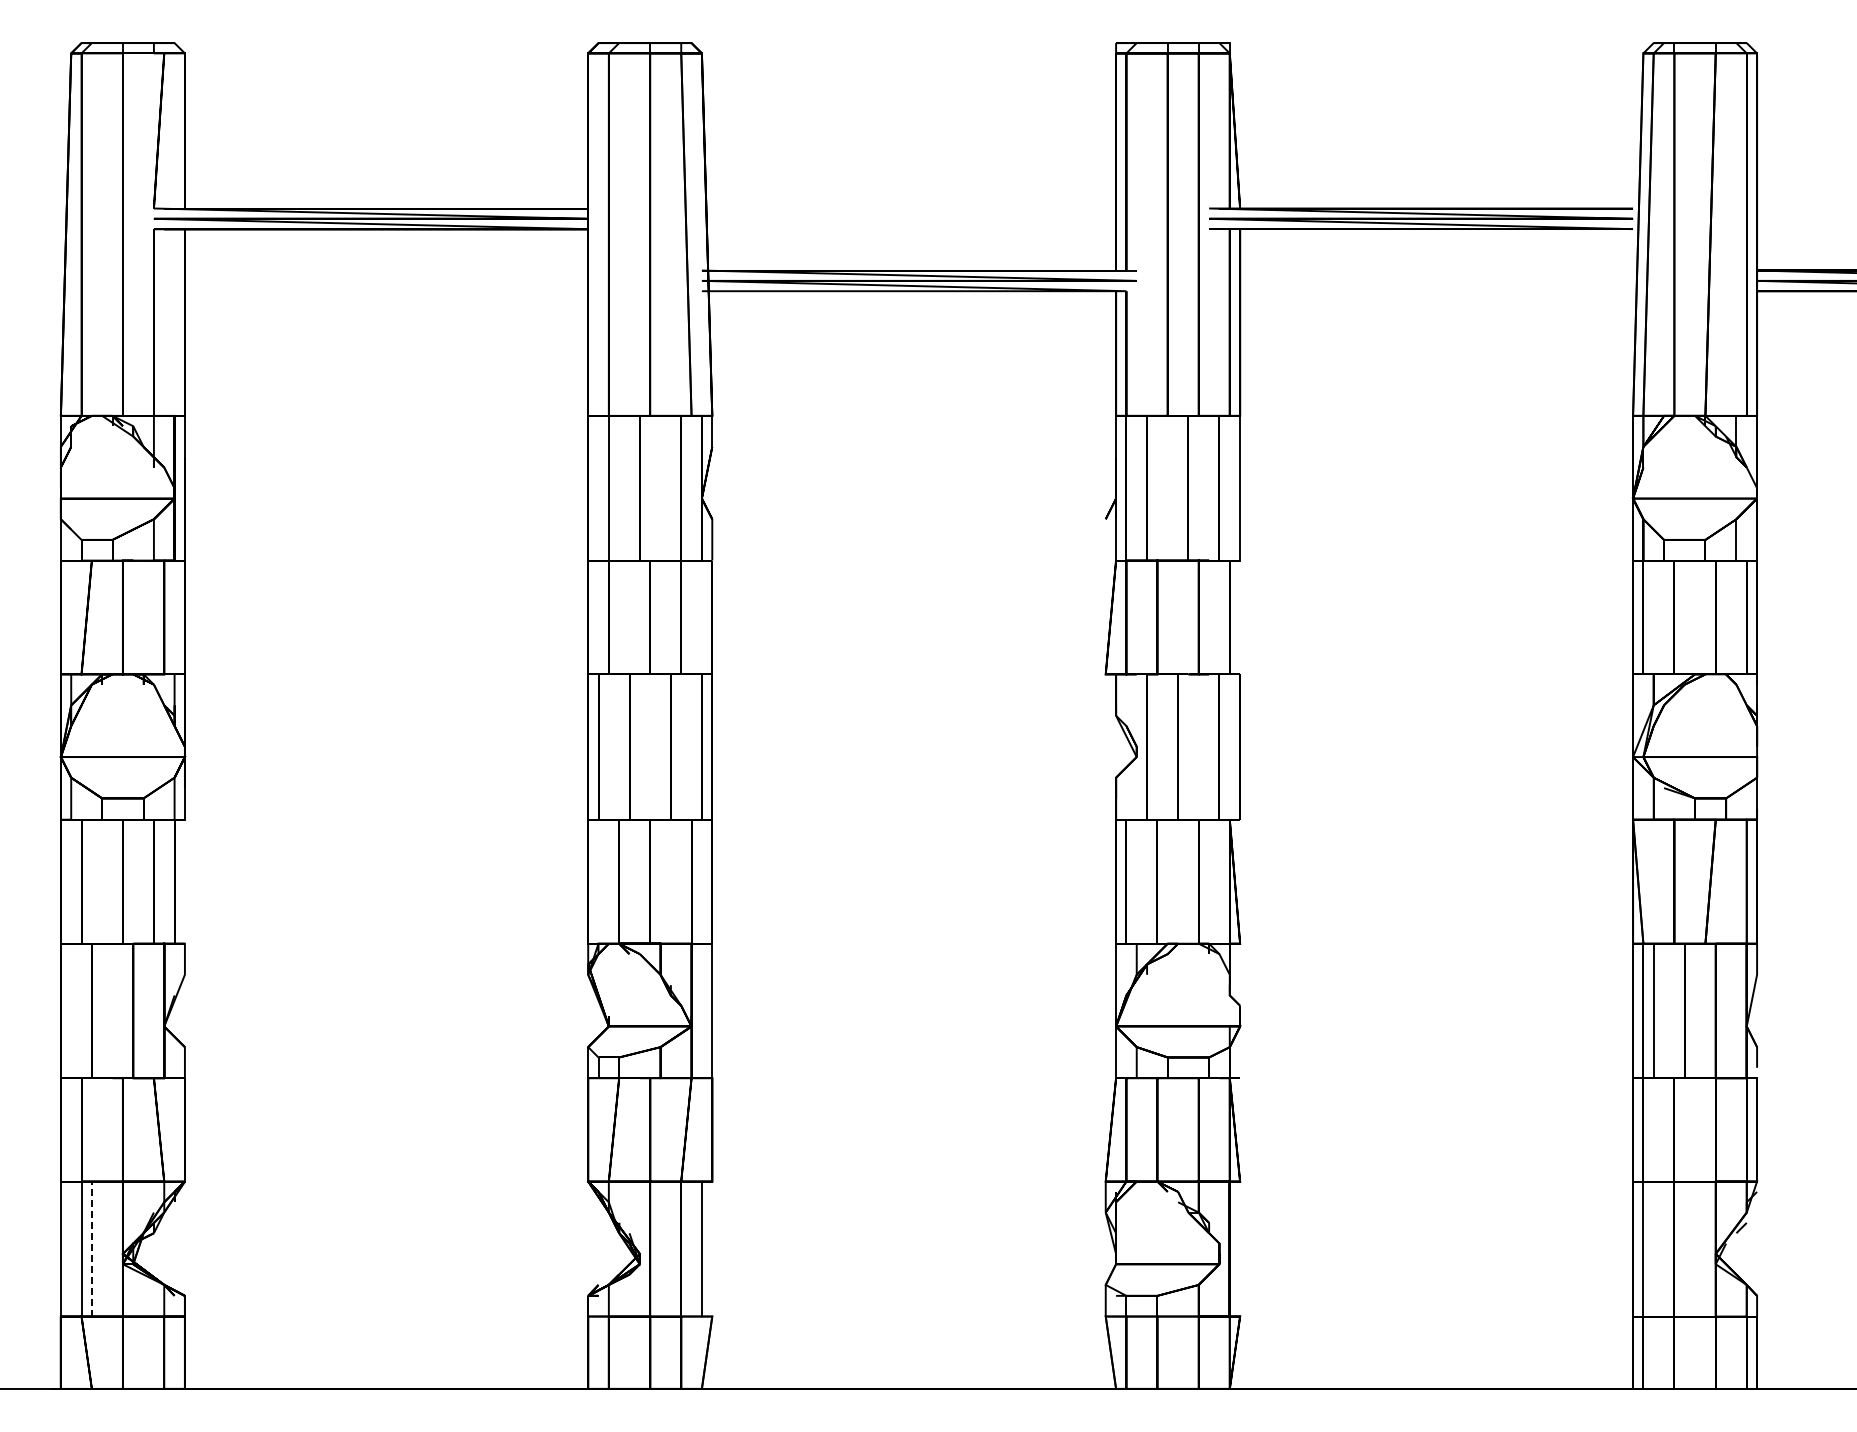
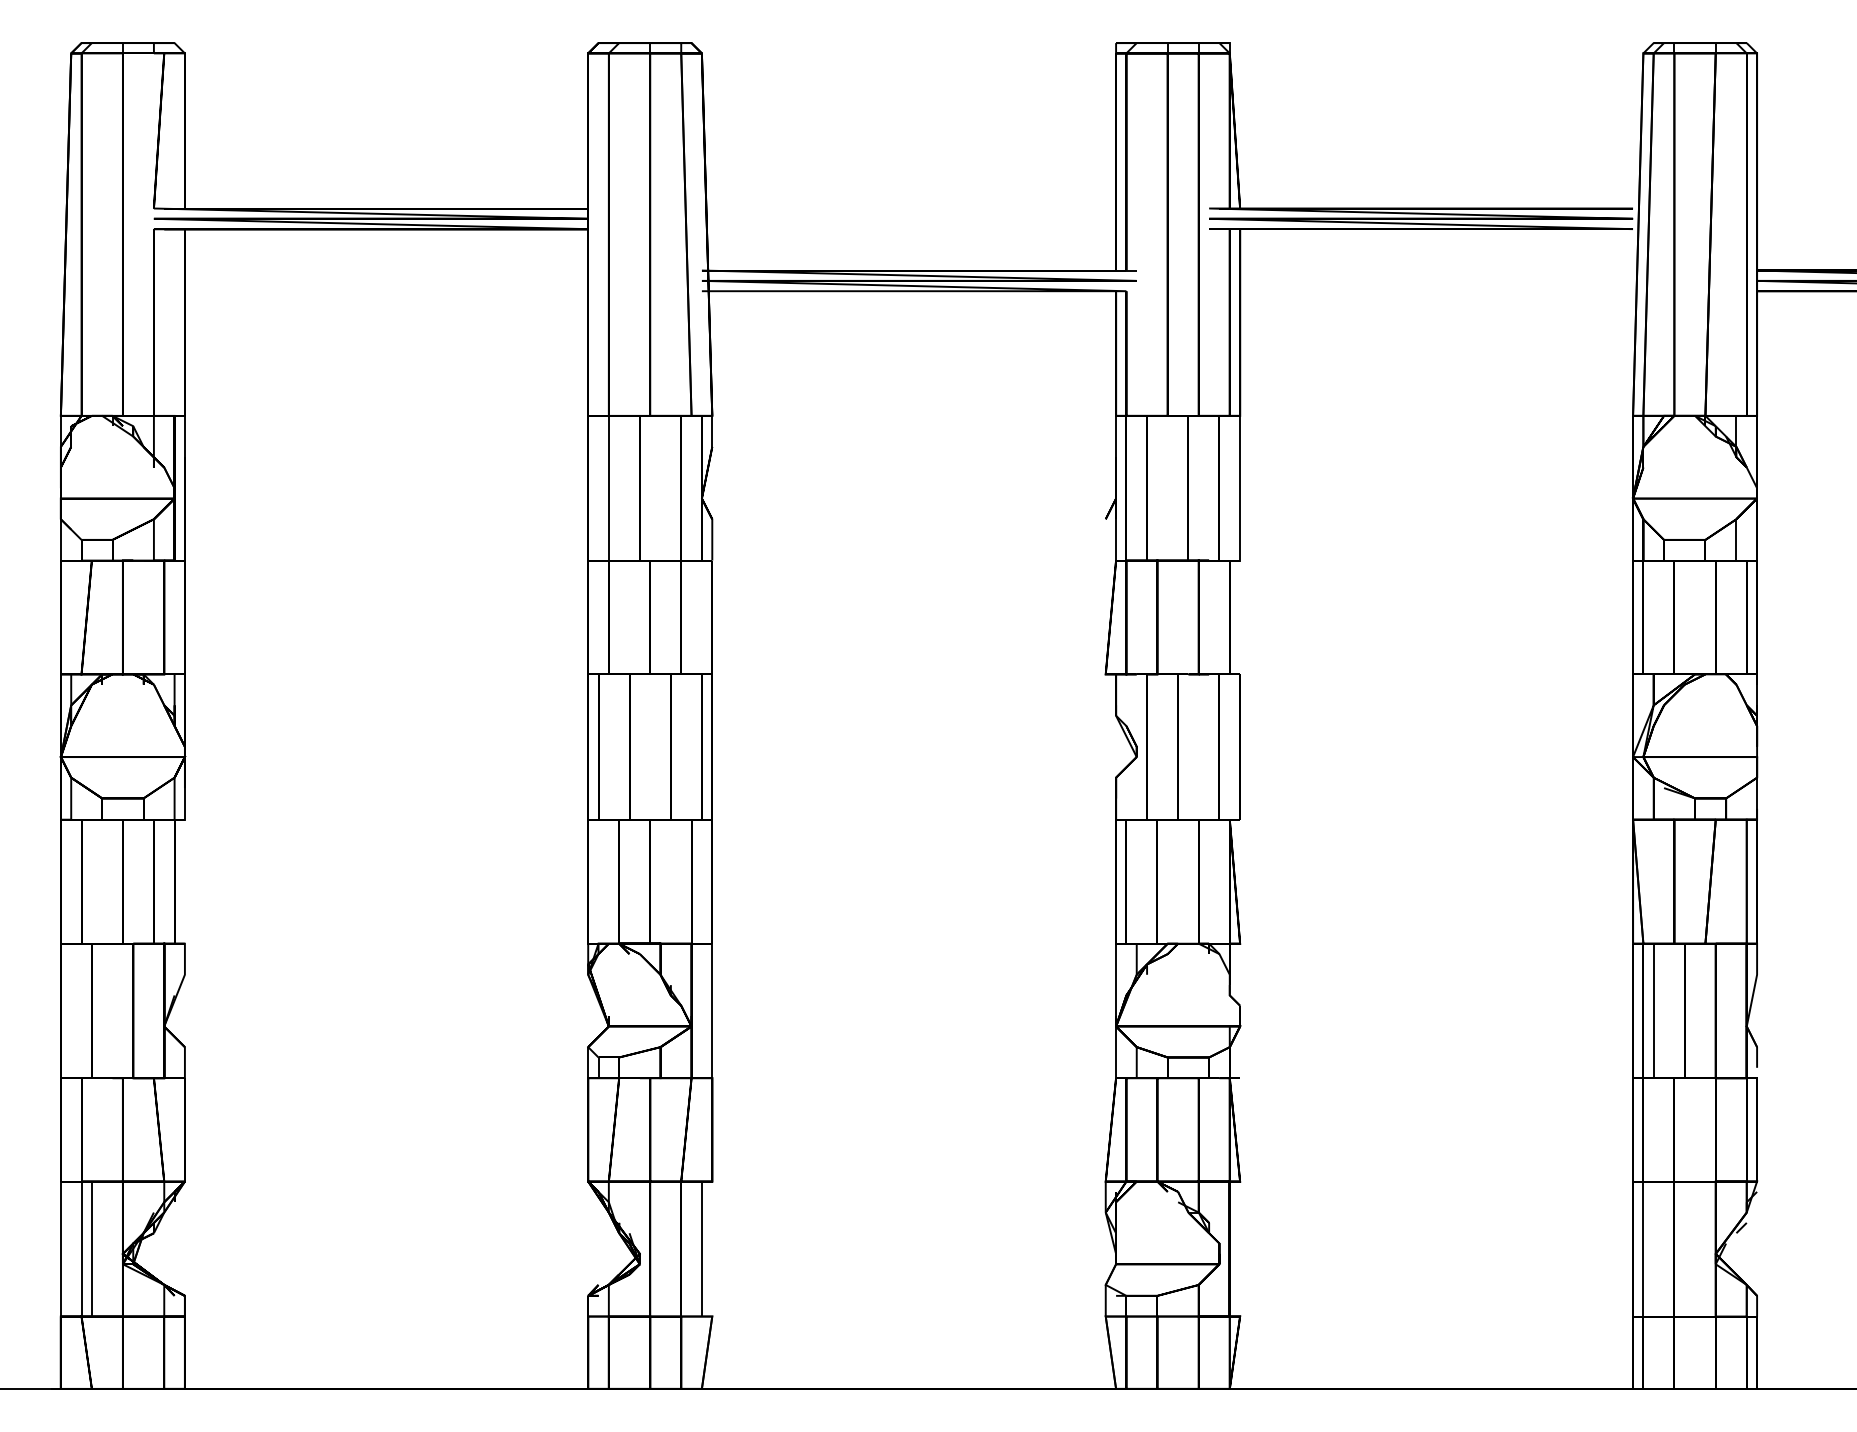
line: dashed -> solid (91, 1248)
